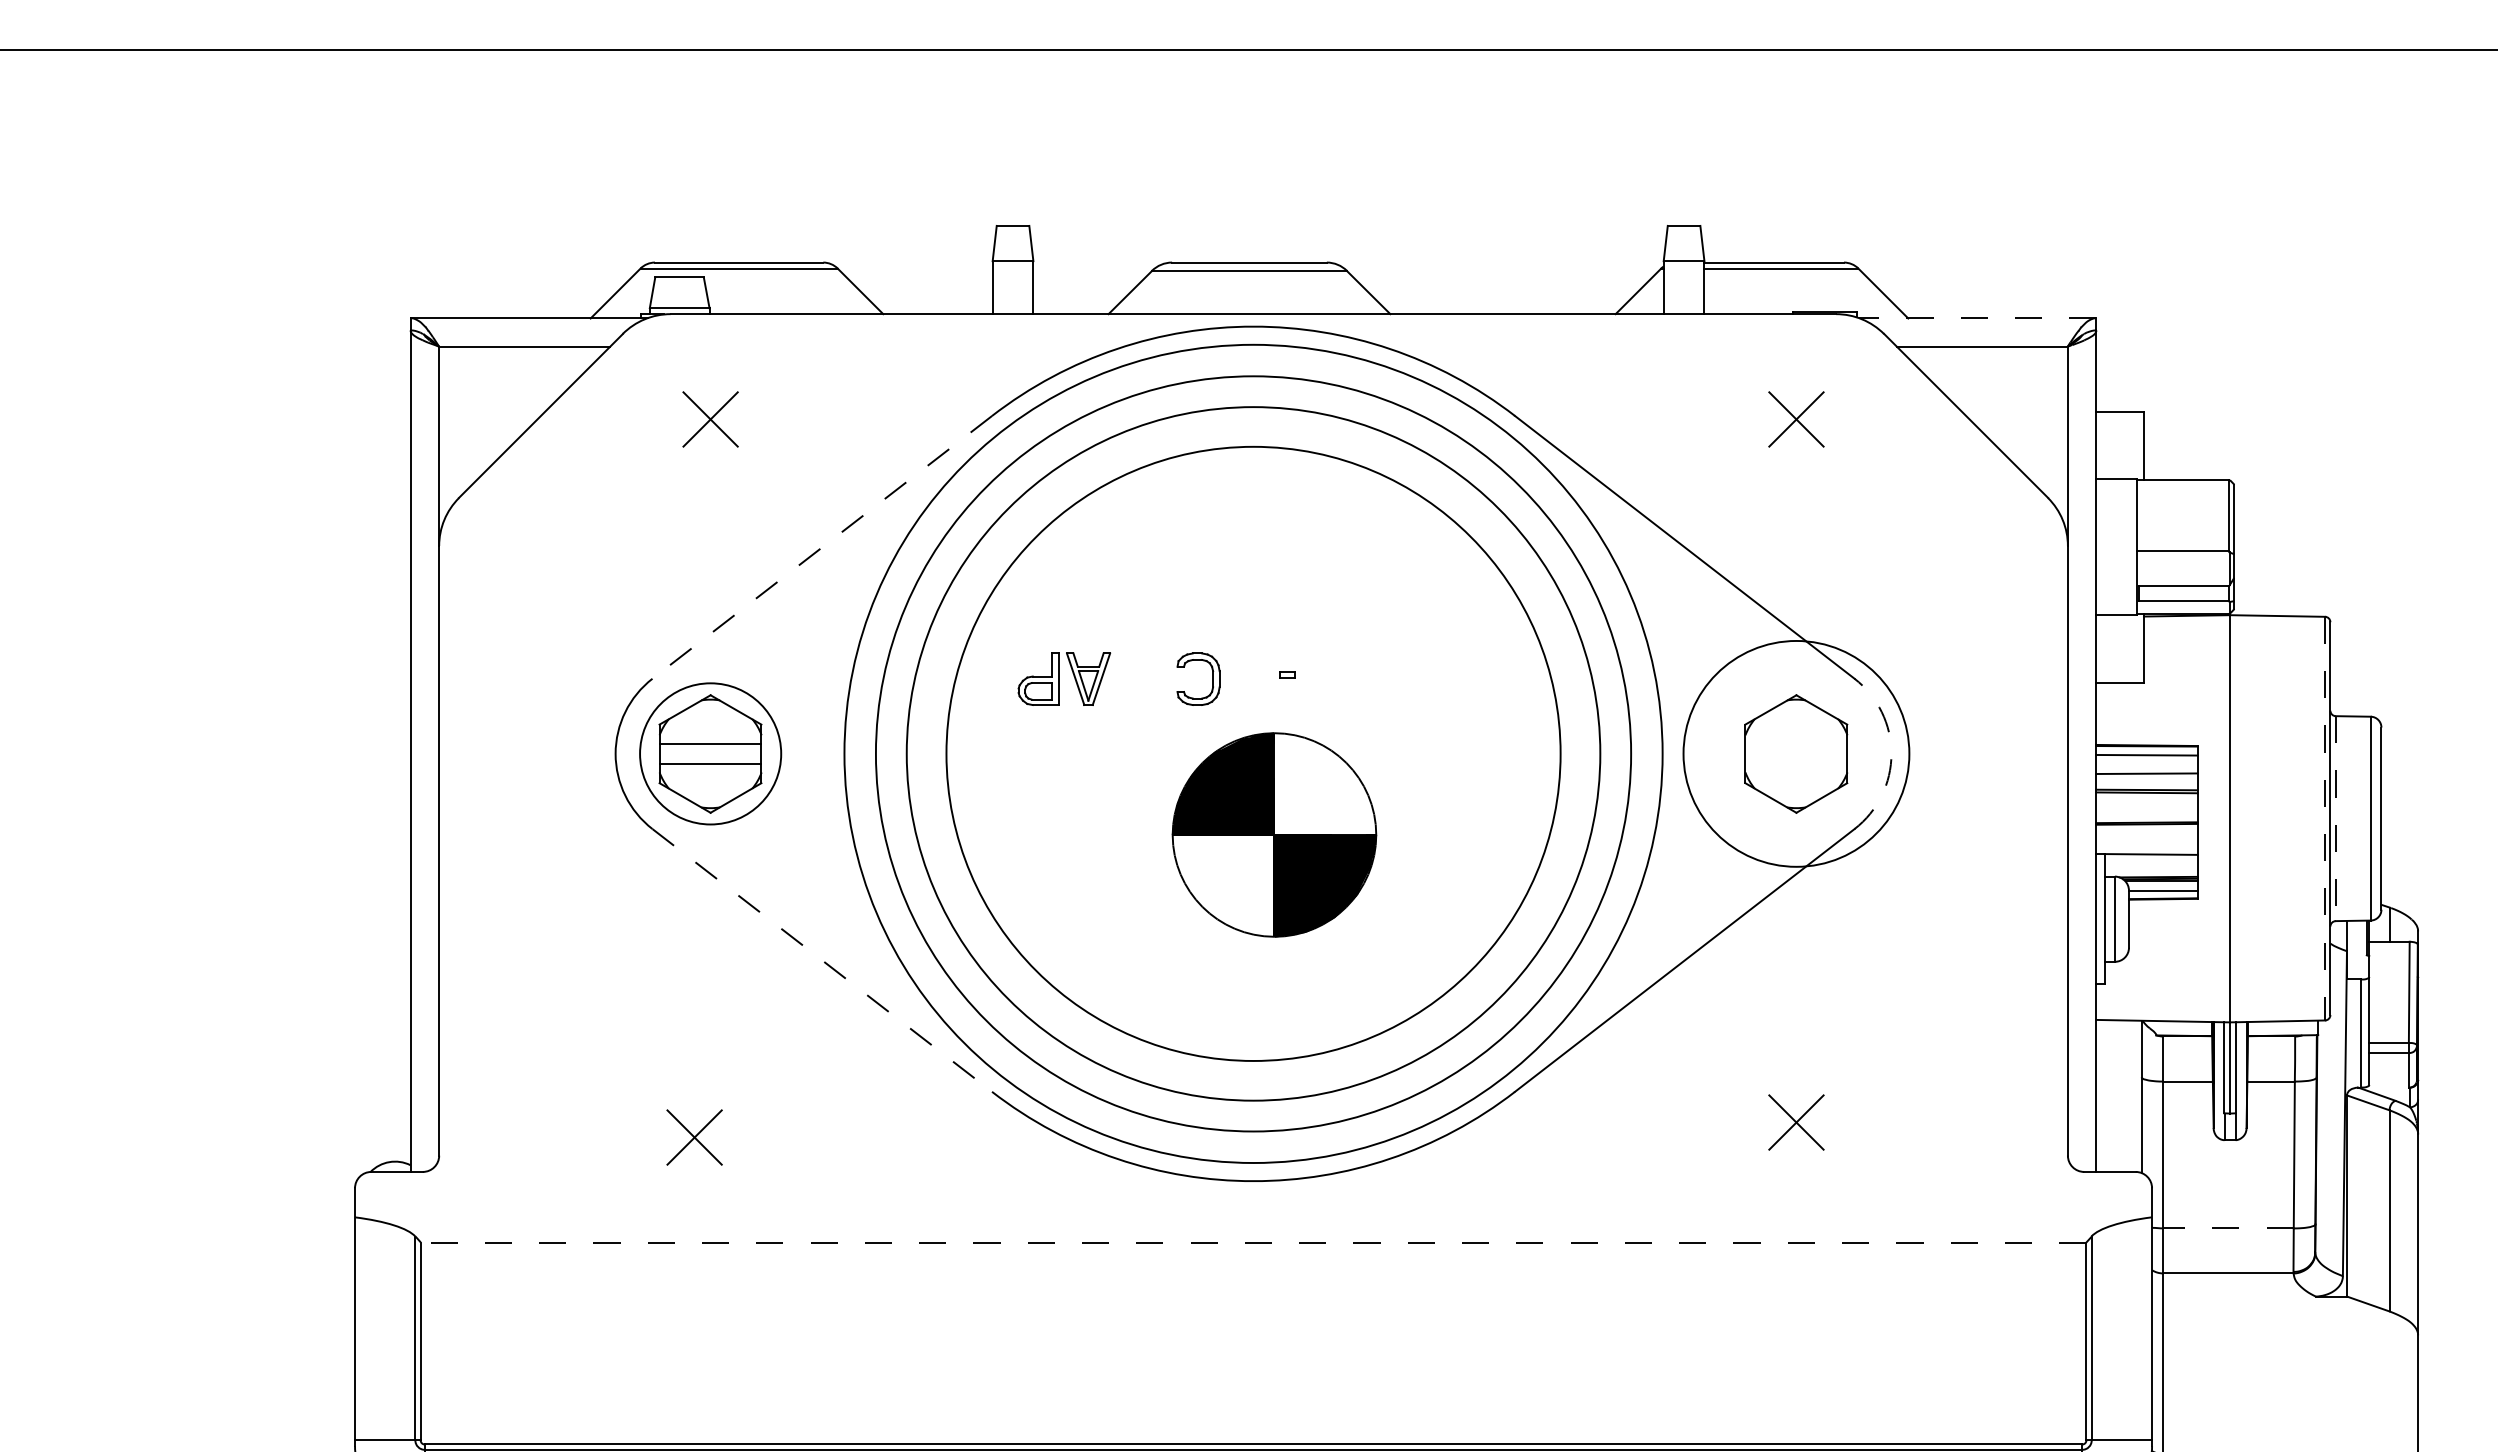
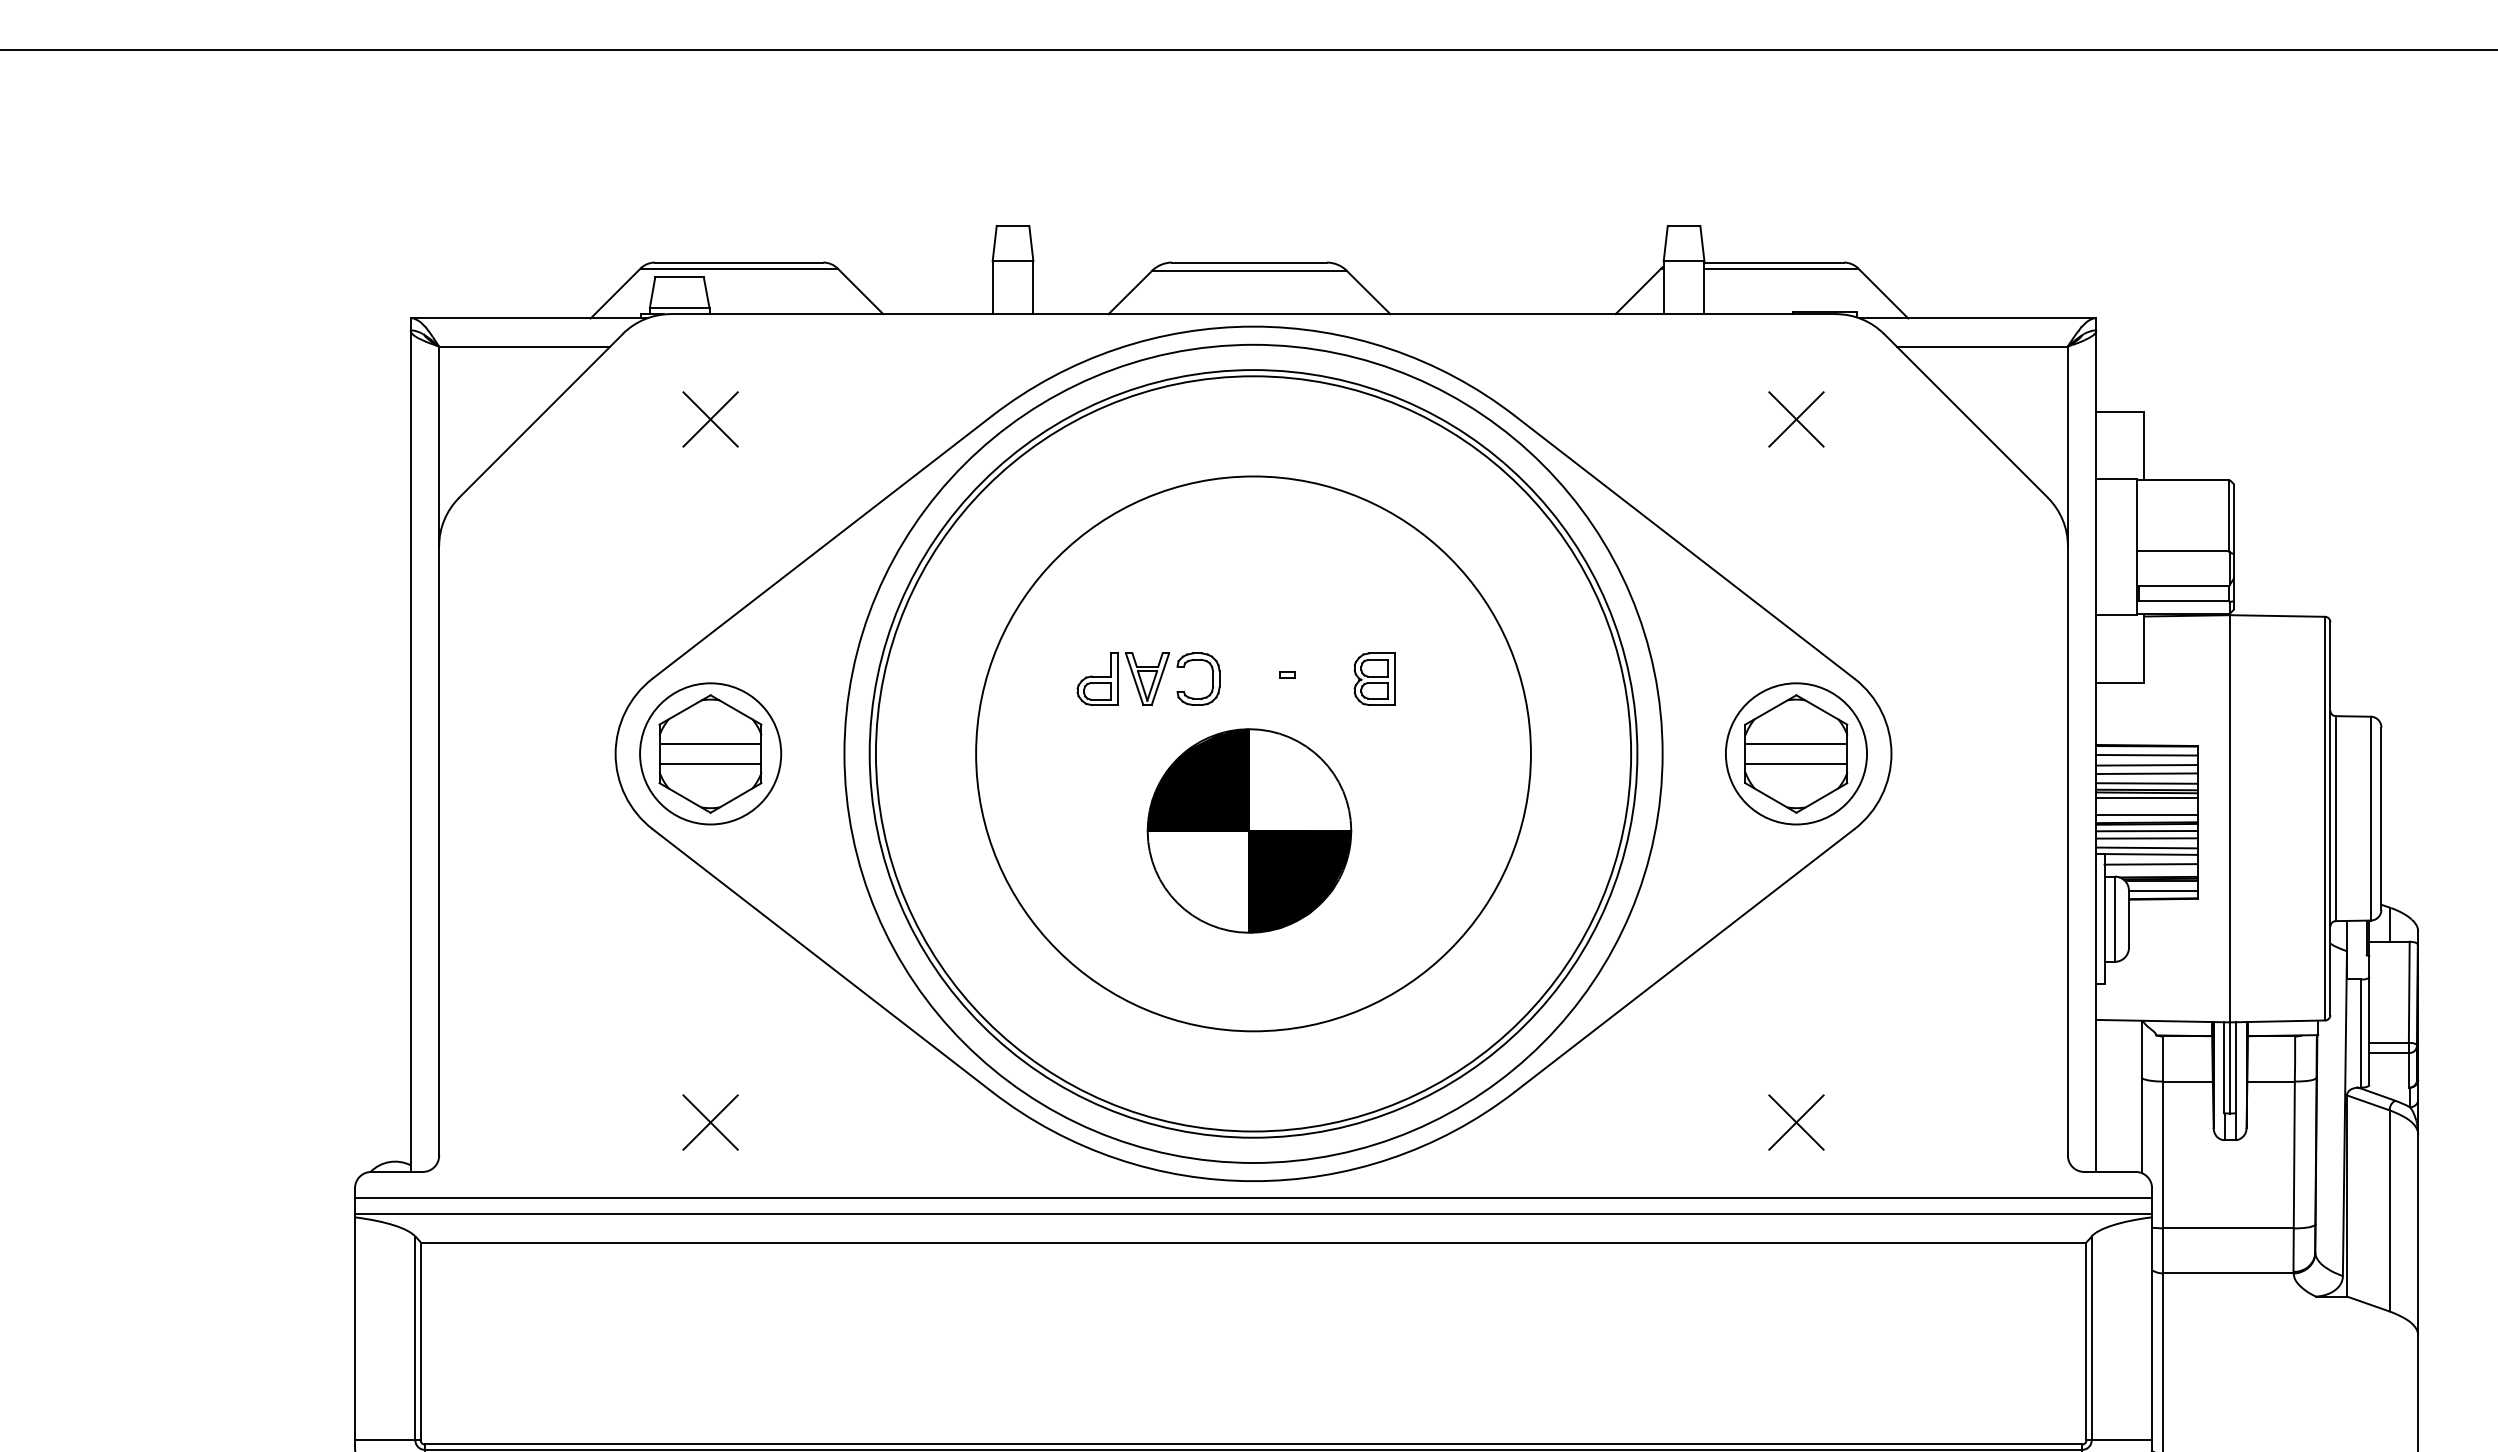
line: dashed -> solid (1977, 318)
line: dashed -> solid (822, 547)
part position: (1064, 678) -> (1123, 678) (1123, 678)
part: none -> present (1374, 678)
line: none -> present (1796, 743)
circle diameter: 614 px -> 768 px (1253, 753)
circle diameter: 694 px -> 555 px (1253, 753)
circle diameter: 226 px -> 141 px (1796, 753)
arc: dashed -> solid (1891, 753)
line: none -> present (1796, 764)
line: none -> present (2146, 765)
line: none -> present (2146, 783)
line: none -> present (2146, 798)
line: none -> present (2146, 814)
line: dashed -> solid (2325, 818)
line: dashed -> solid (2335, 819)
line: none -> present (2146, 831)
part position: (1274, 834) -> (1249, 830) (1249, 830)
line: none -> present (2146, 838)
line: none -> present (2146, 847)
line: none -> present (2150, 864)
line: dashed -> solid (822, 960)
part position: (694, 1137) -> (710, 1122) (710, 1122)
line: none -> present (1253, 1197)
line: none -> present (1253, 1214)
line: dashed -> solid (2228, 1228)
line: dashed -> solid (1253, 1242)
